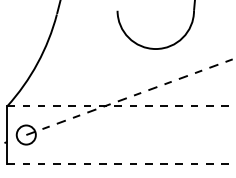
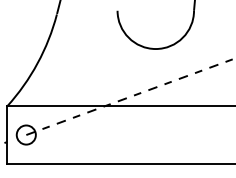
line: dashed -> solid (121, 106)
line: dashed -> solid (121, 163)
